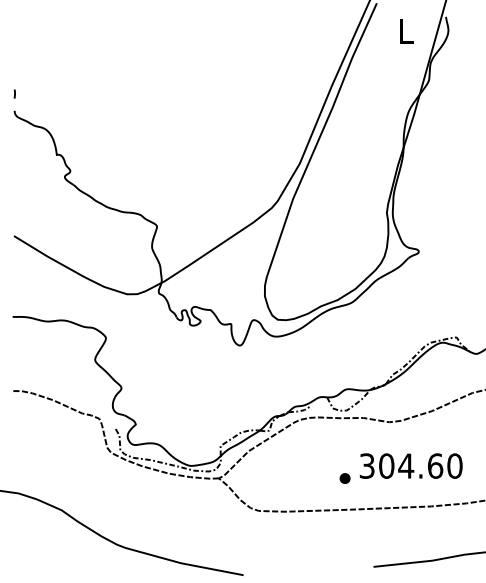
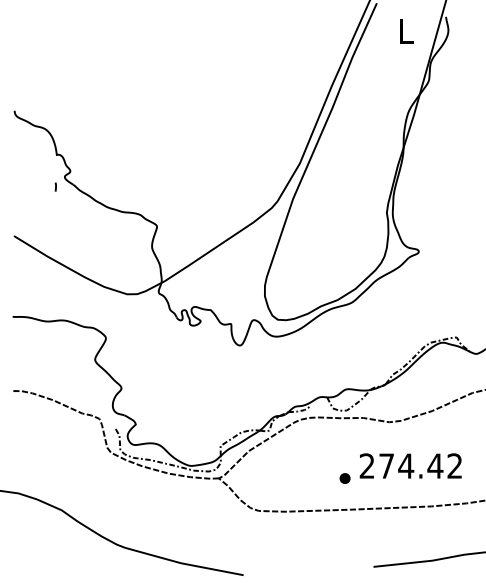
curve position: (14, 93) -> (55, 186) (55, 186)
text: 304.60 -> 274.42 (410, 465)
